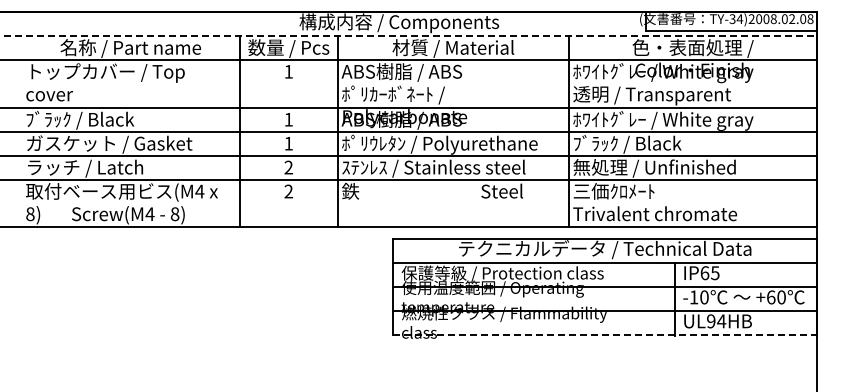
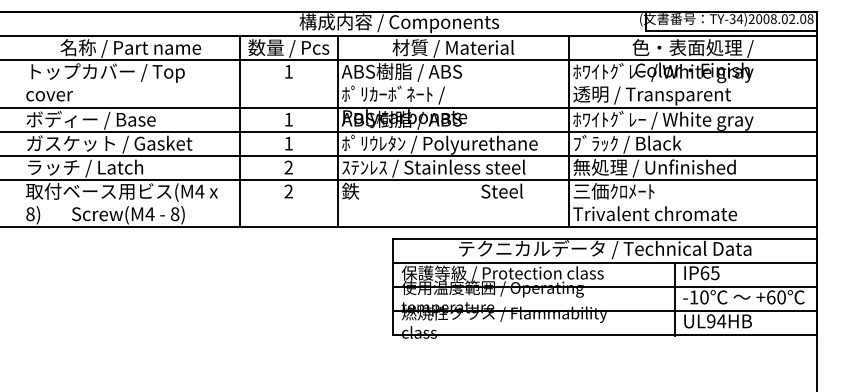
line: dashed -> solid (408, 35)
text: ﾌﾞﾗｯｸ / Black -> ボディー / Base (90, 120)
line: dashed -> solid (605, 334)
